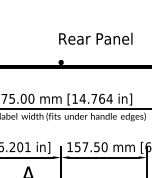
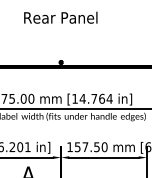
text position: (95, 38) -> (60, 17) (60, 17)
